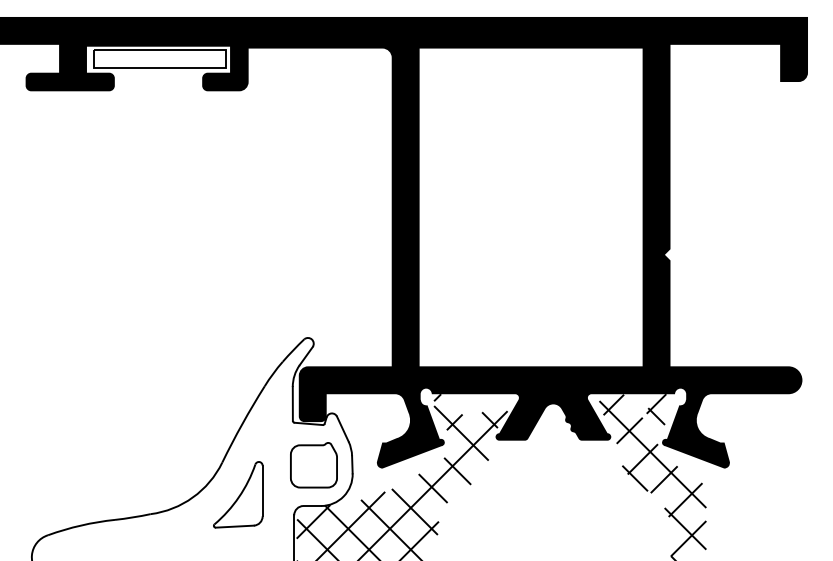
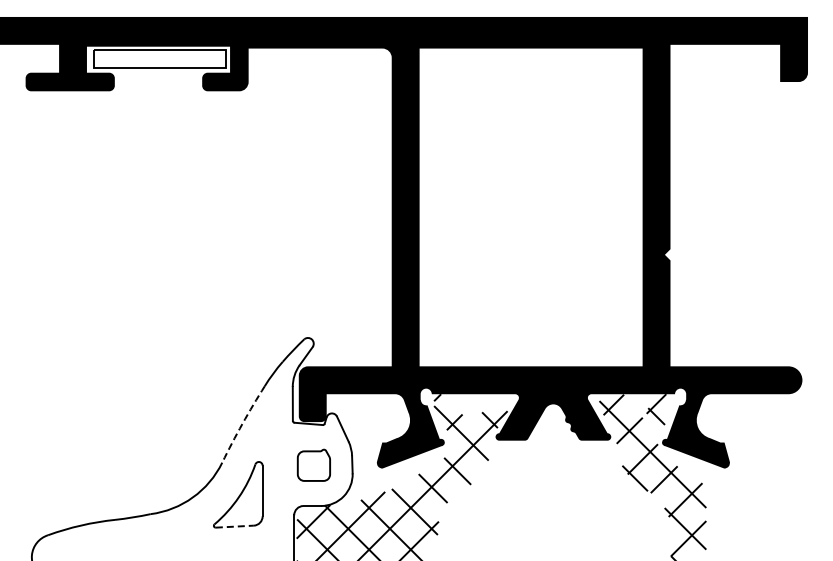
arc: solid -> dashed (242, 423)
part size: 48x47 px -> 35x34 px (313, 464)
line: solid -> dashed (235, 526)
